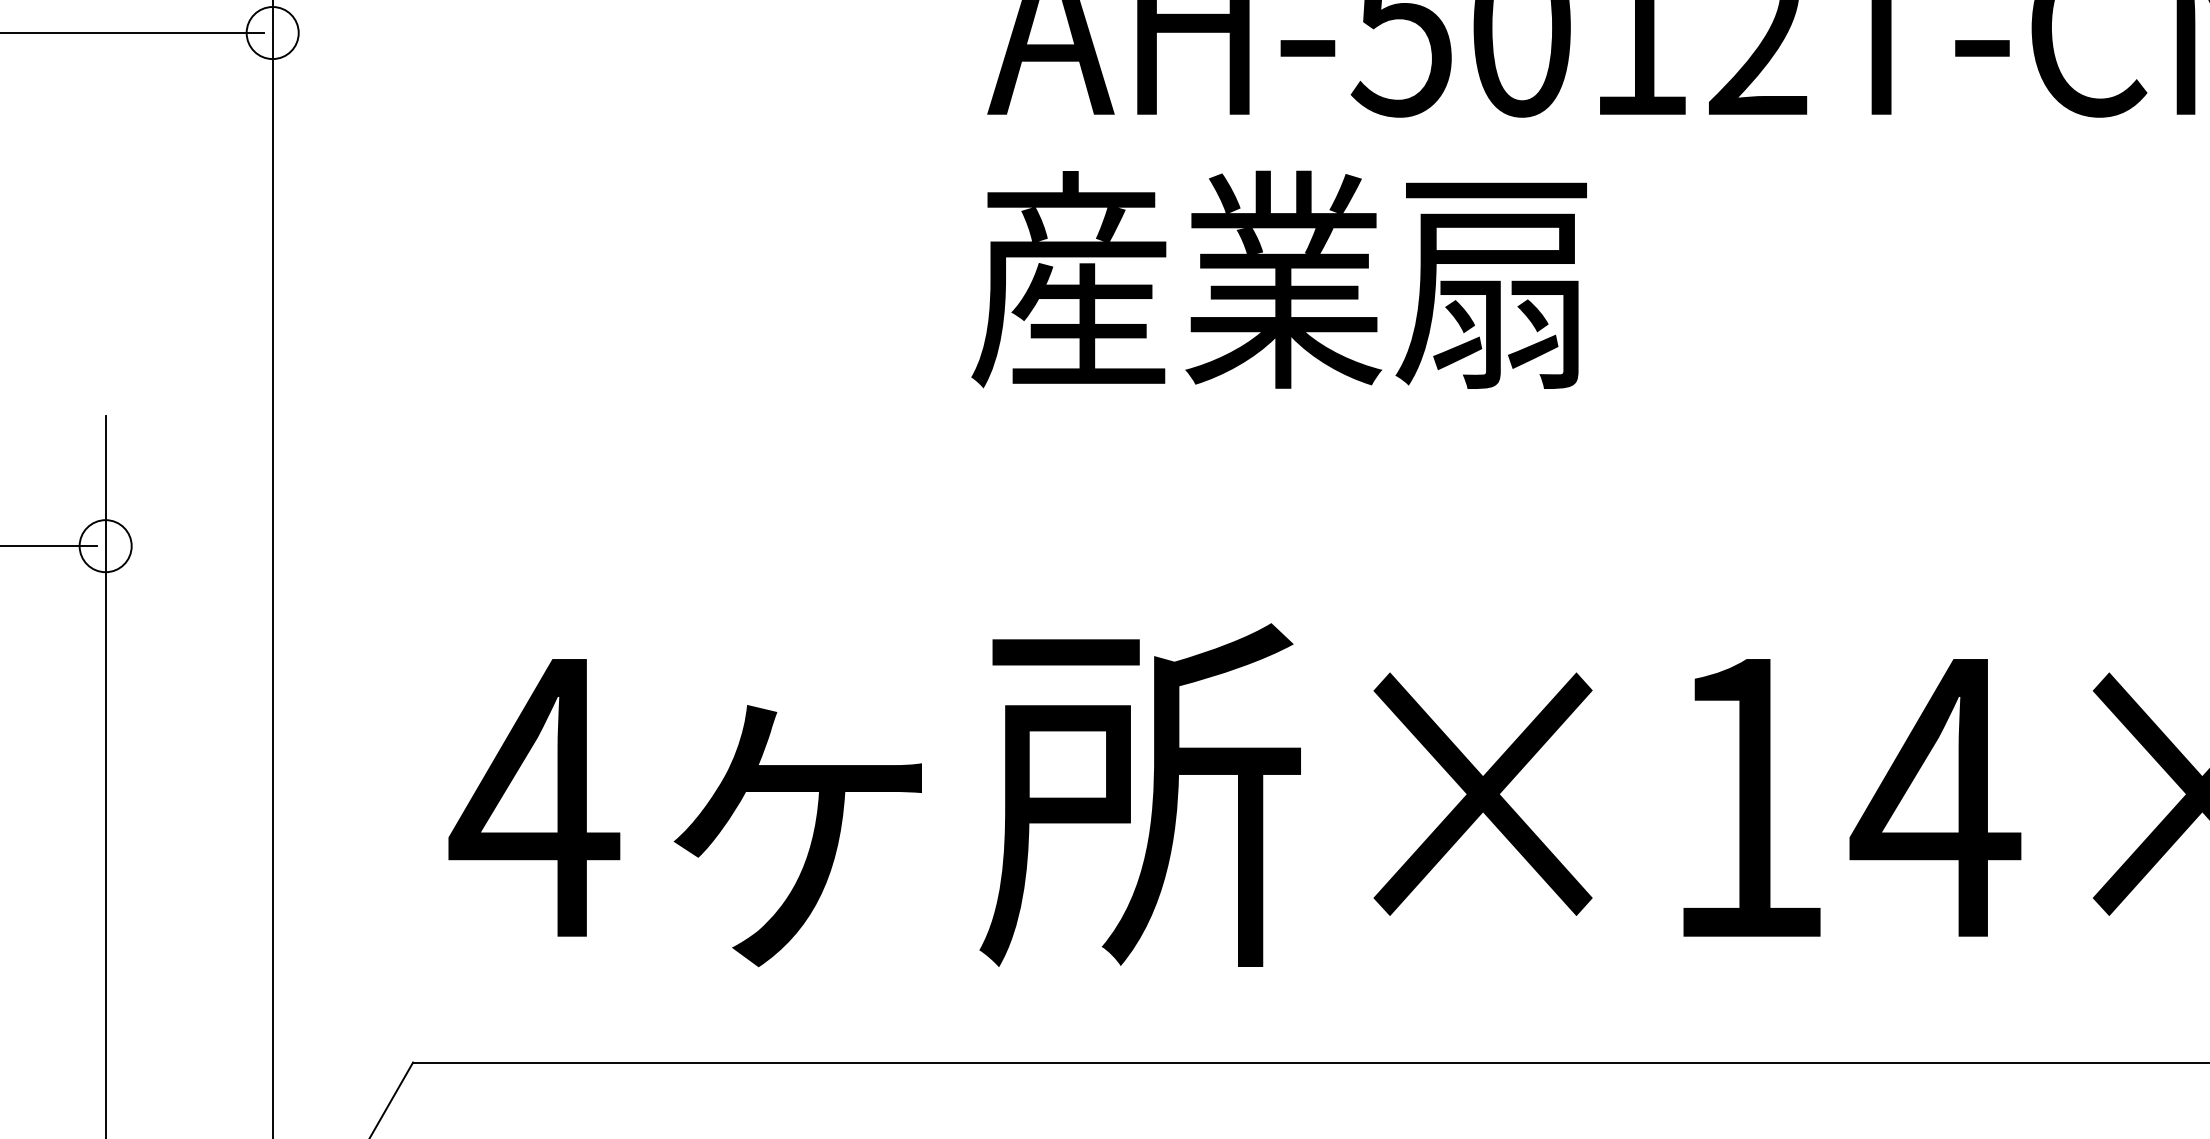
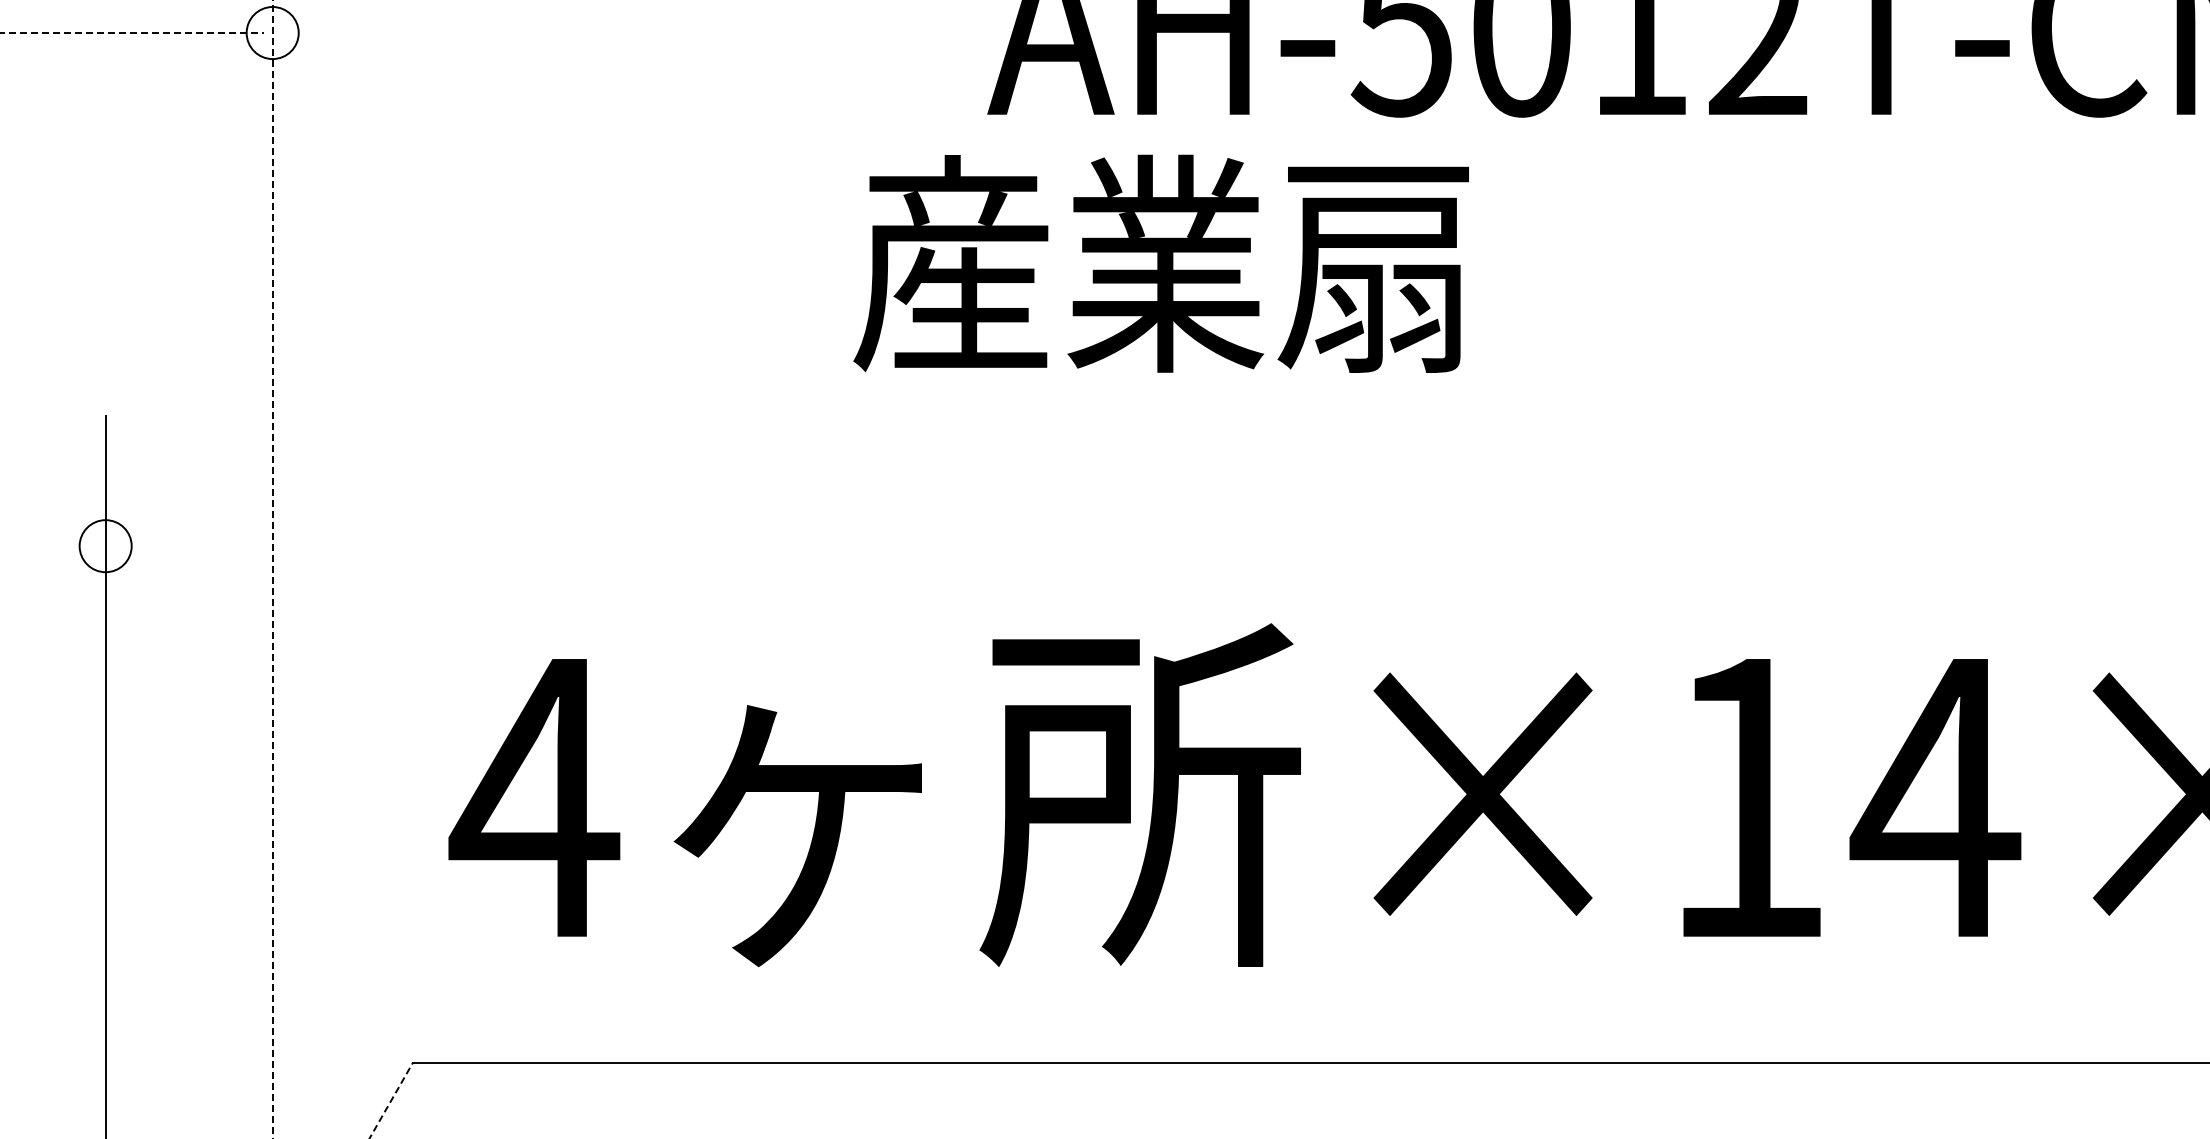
line: solid -> dashed (132, 33)
text position: (1278, 279) -> (1160, 263) (1160, 263)
line: present -> none (49, 546)
line: solid -> dashed (272, 569)
line: solid -> dashed (391, 1100)
